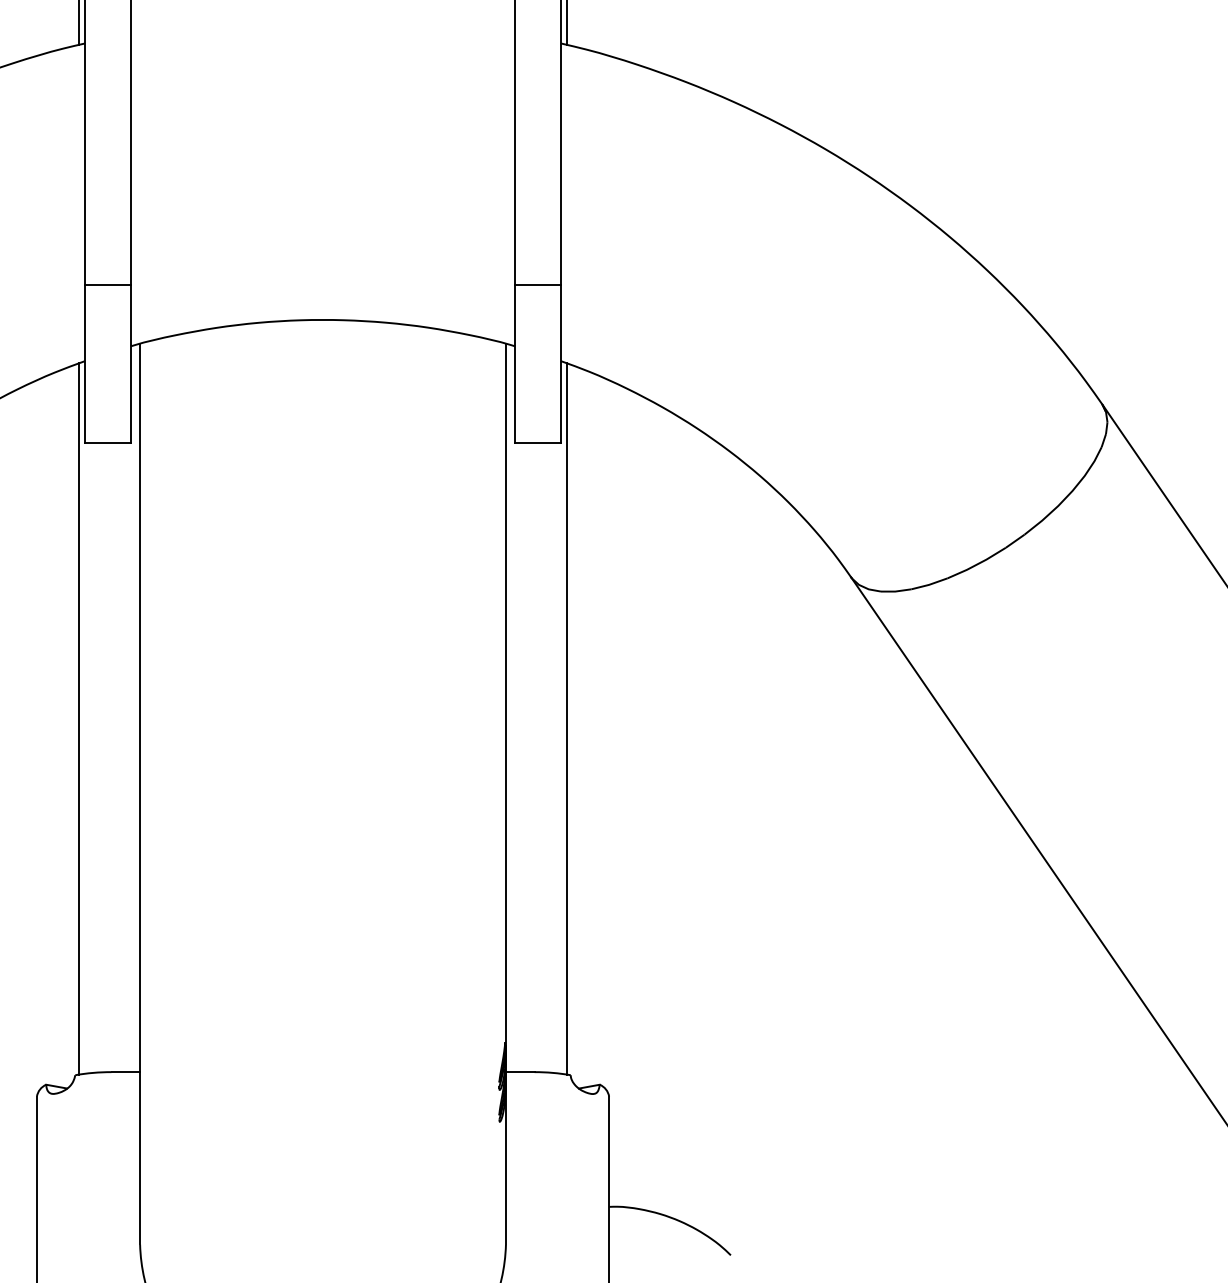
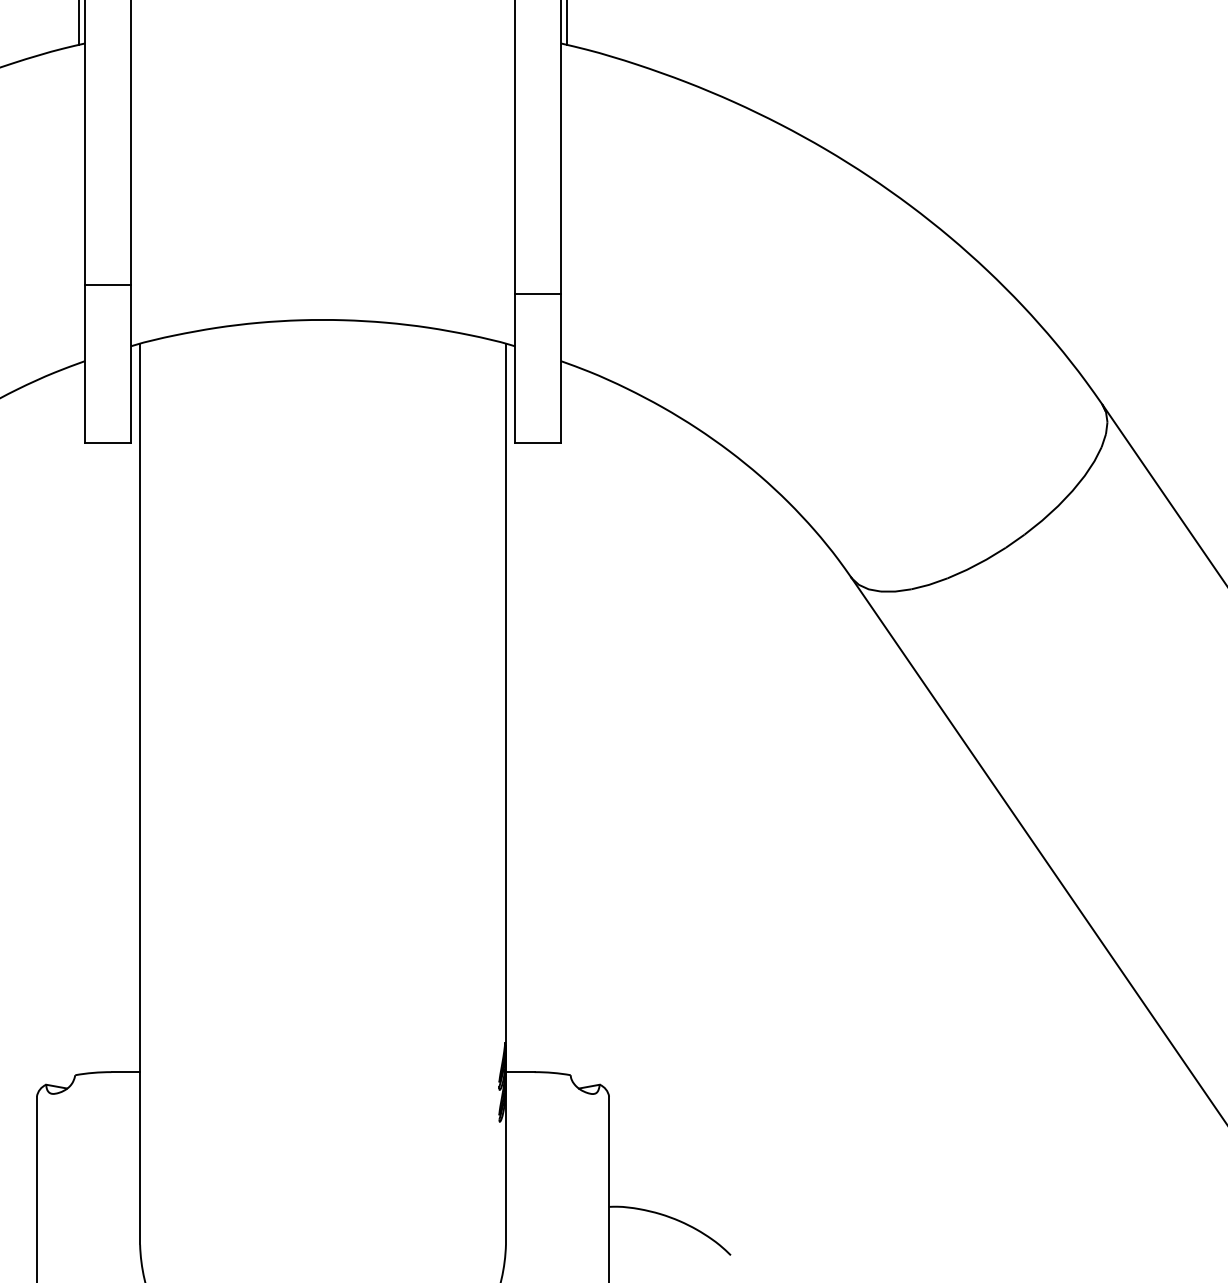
line position: (537, 284) -> (537, 293) (537, 293)
line: present -> none (78, 718)
line: present -> none (566, 718)
